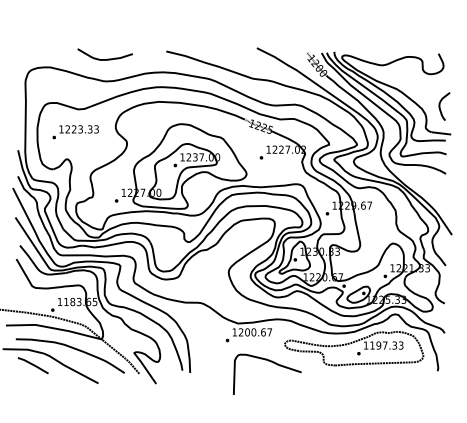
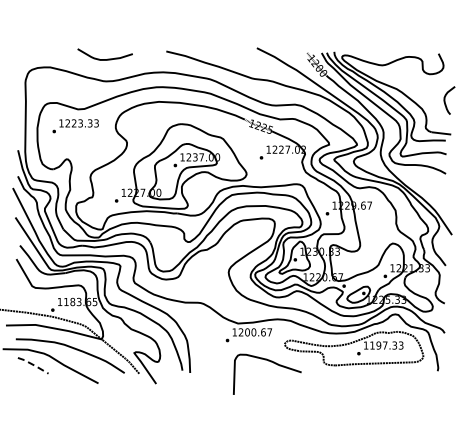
curve position: (440, 106) -> (445, 100) (445, 100)
text position: (75, 132) -> (75, 126) (75, 126)
line: solid -> dashed (33, 365)
